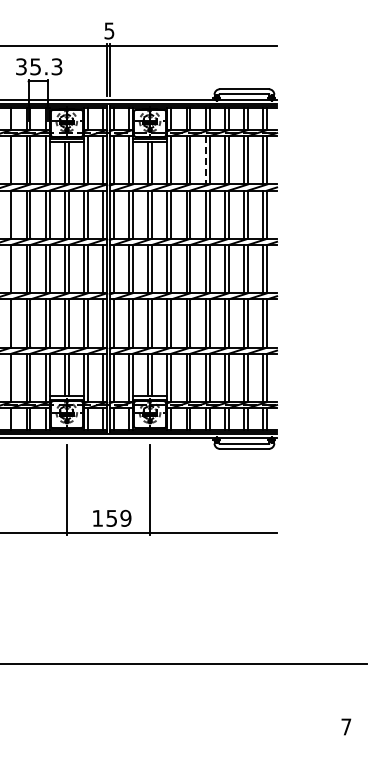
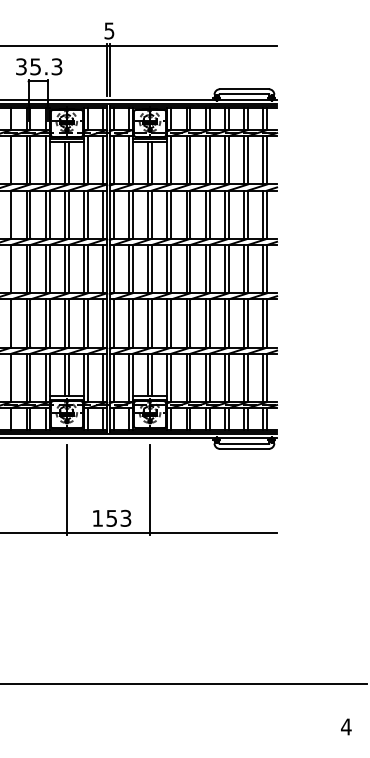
line: dashed -> solid (205, 160)
text: 159 -> 153 (125, 518)
line position: (184, 663) -> (184, 683) (184, 683)
text: 7 -> 4 (346, 726)
